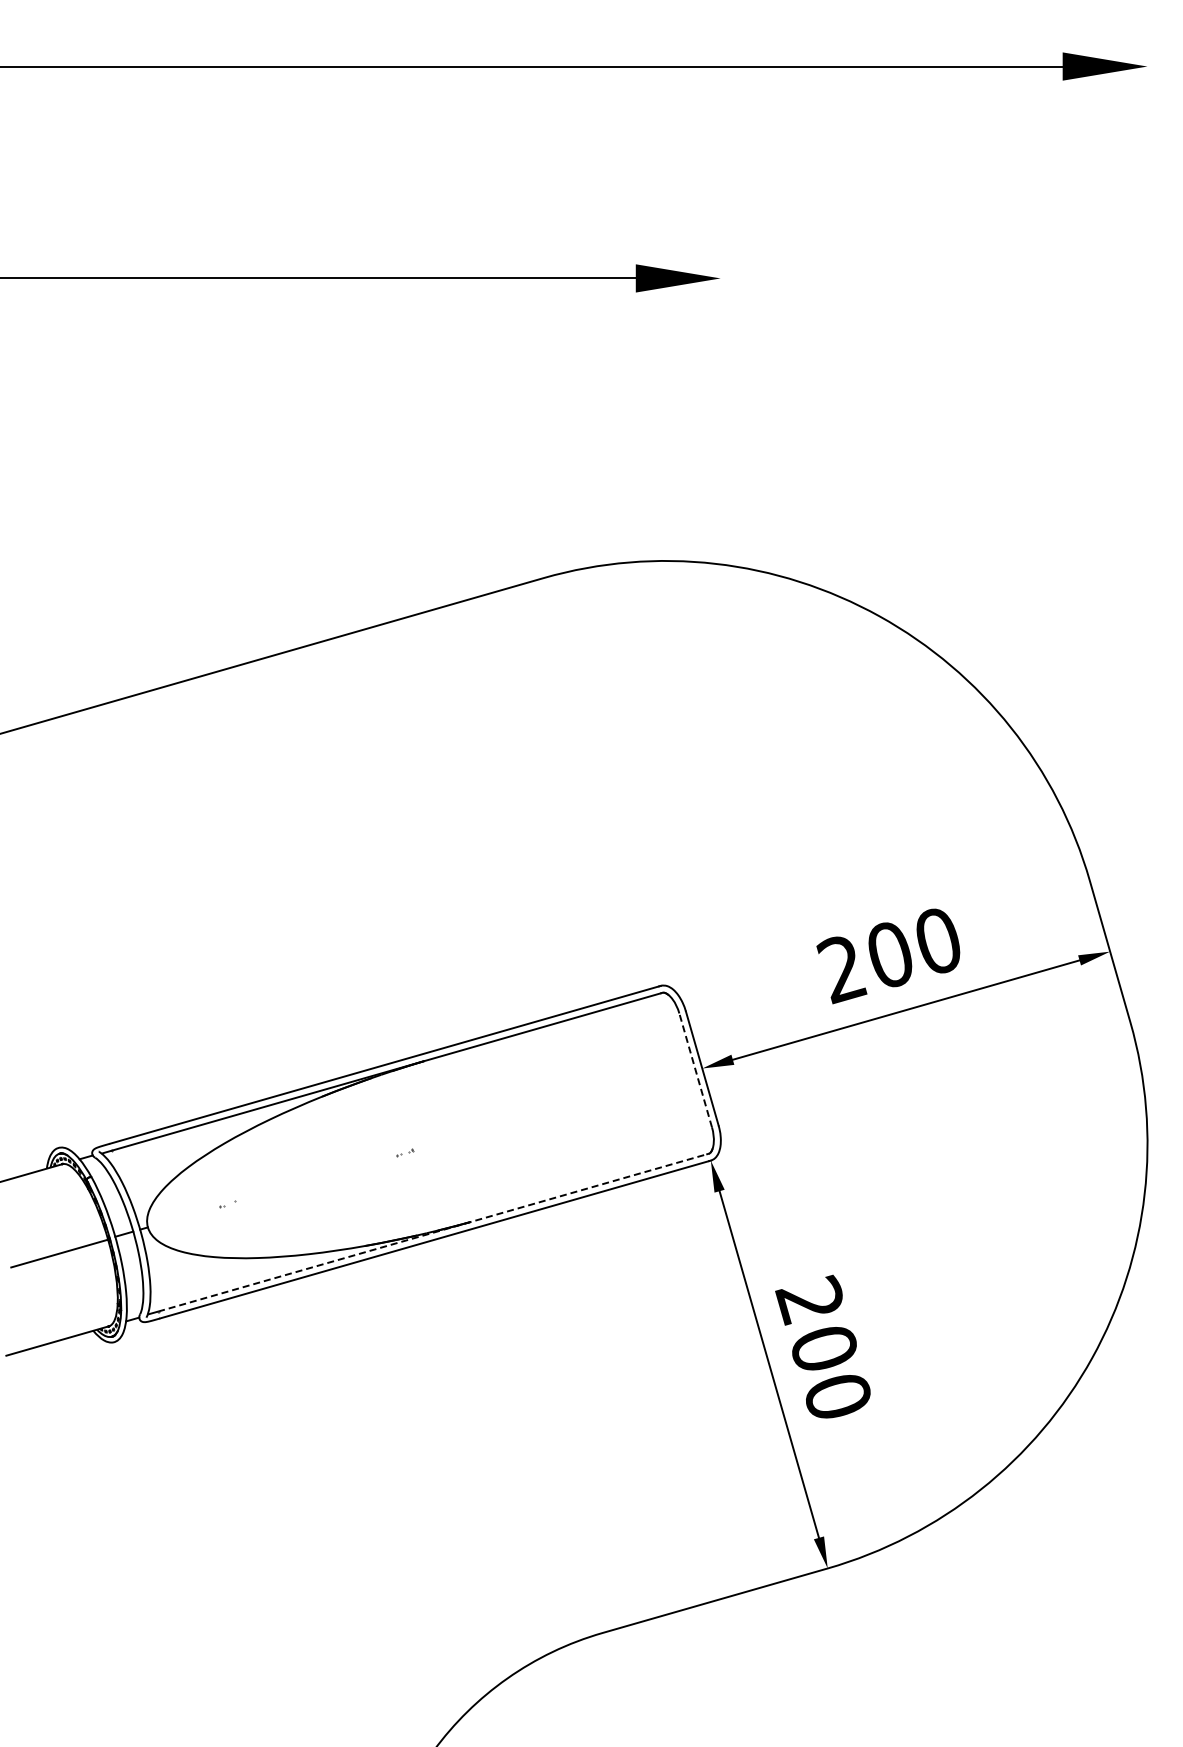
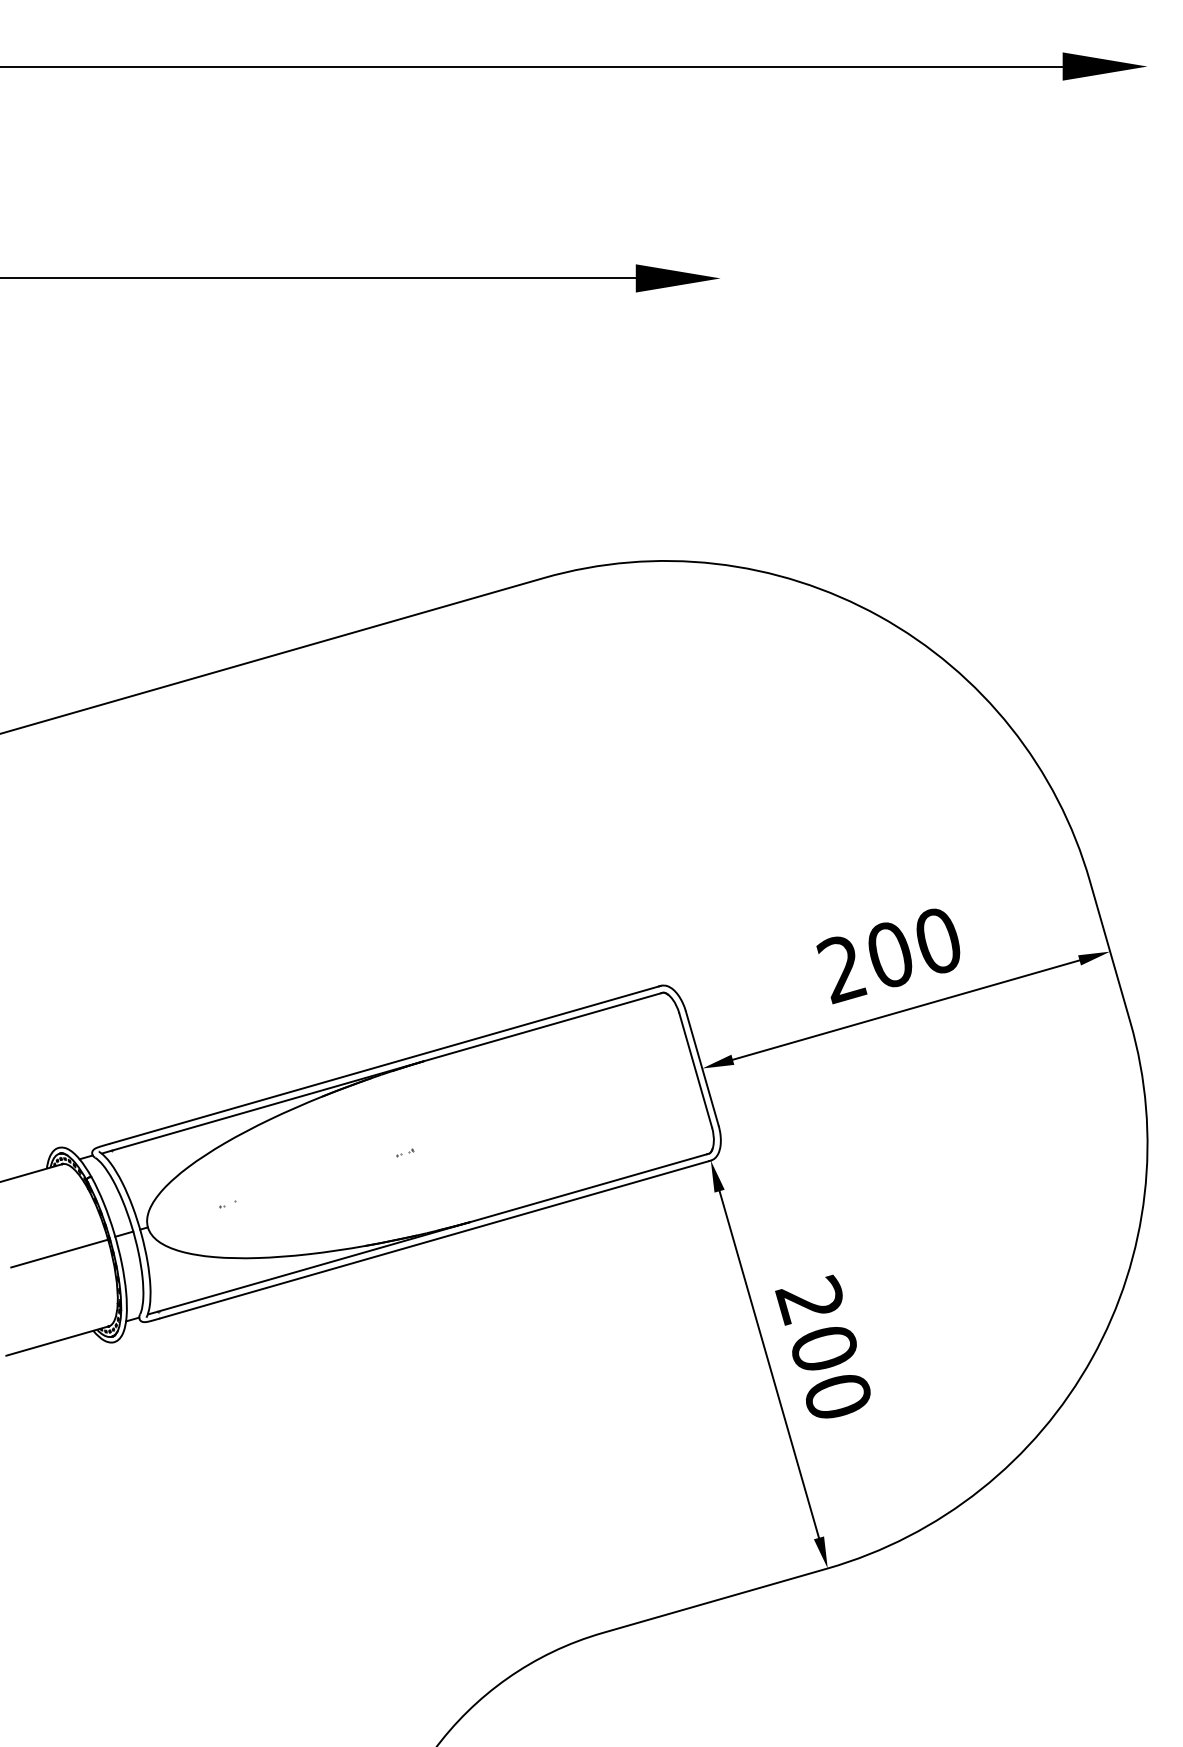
line: dashed -> solid (695, 1069)
line: dashed -> solid (432, 1232)
